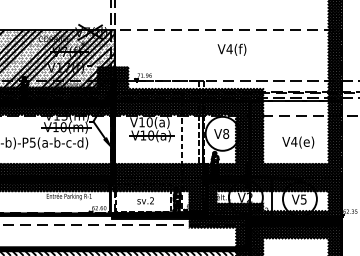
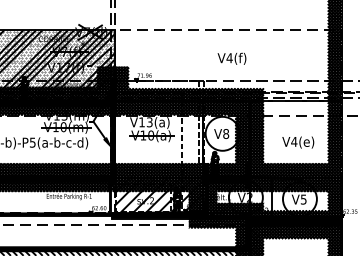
text position: (231, 49) -> (231, 58) (231, 58)
text: V10(a) -> V13(a) (149, 122)
hatch: none -> present (158, 195)
